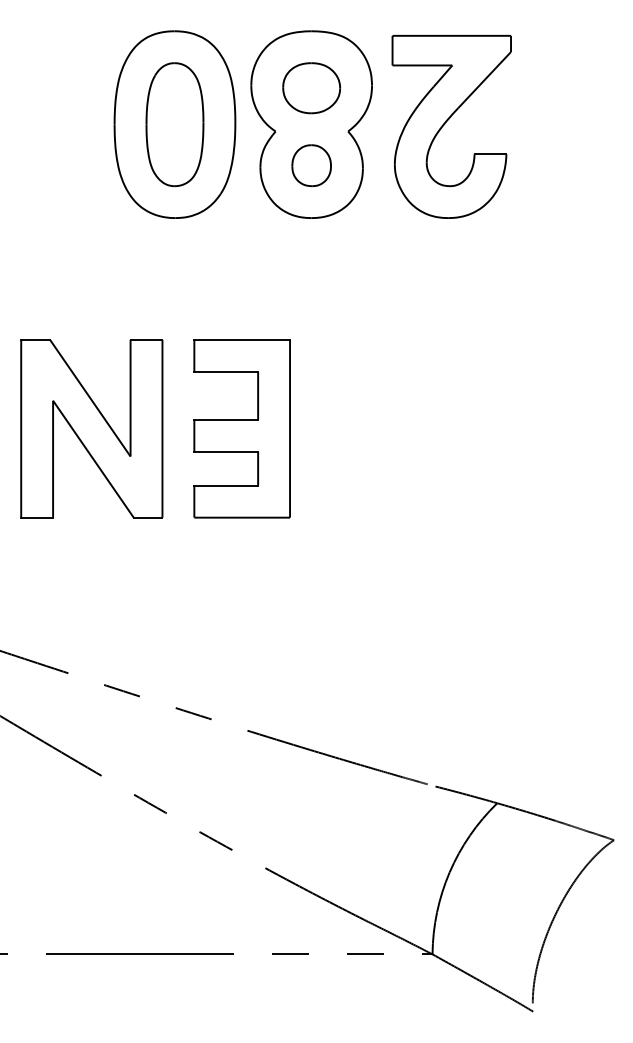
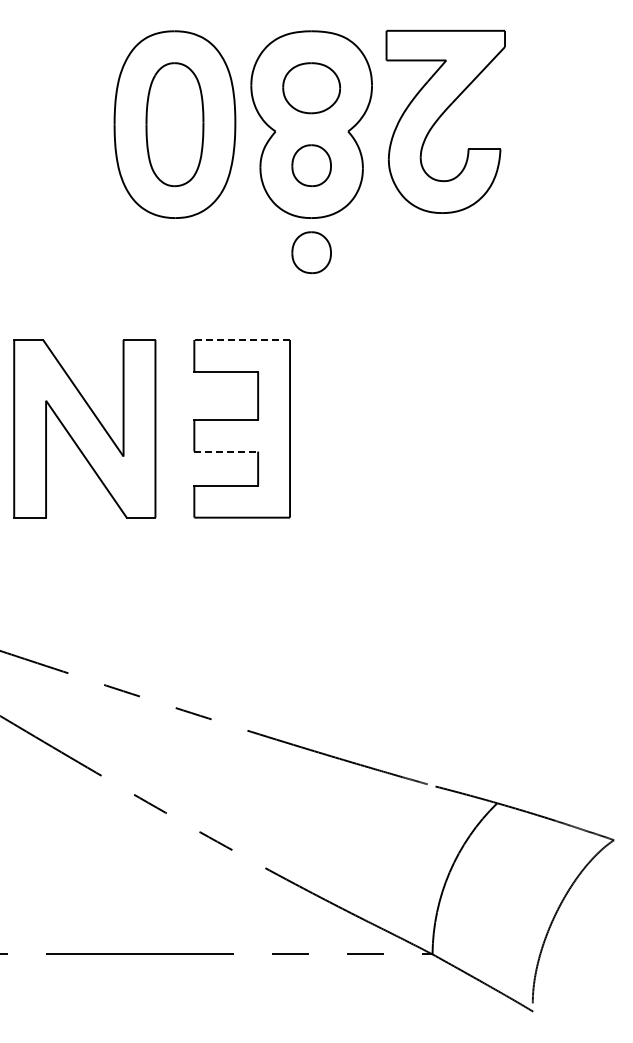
part position: (445, 124) -> (439, 119) (439, 119)
part: none -> present (311, 252)
line: solid -> dashed (242, 339)
part position: (91, 428) -> (84, 428) (84, 428)
line: solid -> dashed (226, 451)
